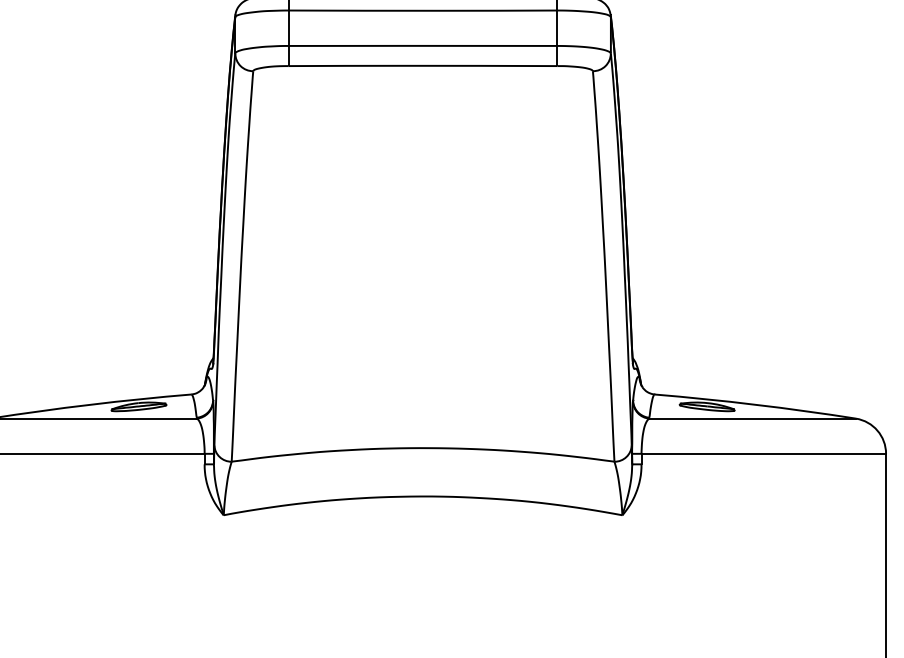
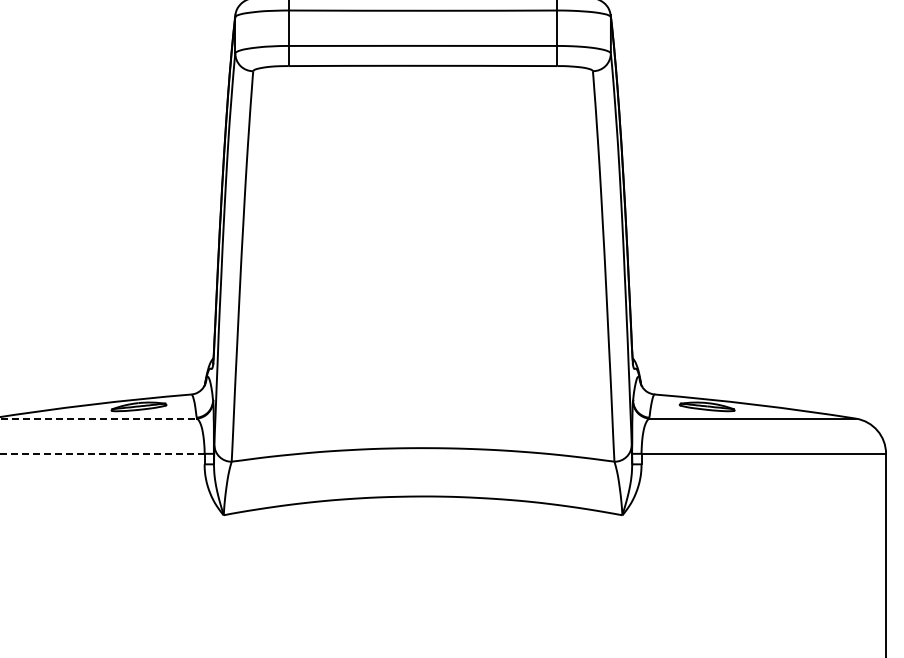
line: solid -> dashed (98, 418)
line: solid -> dashed (102, 453)
